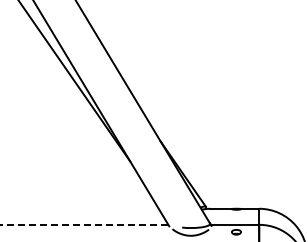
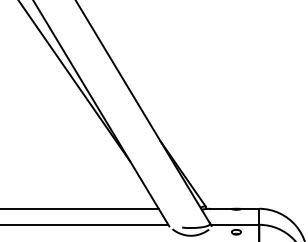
line: none -> present (80, 208)
line: dashed -> solid (84, 224)
